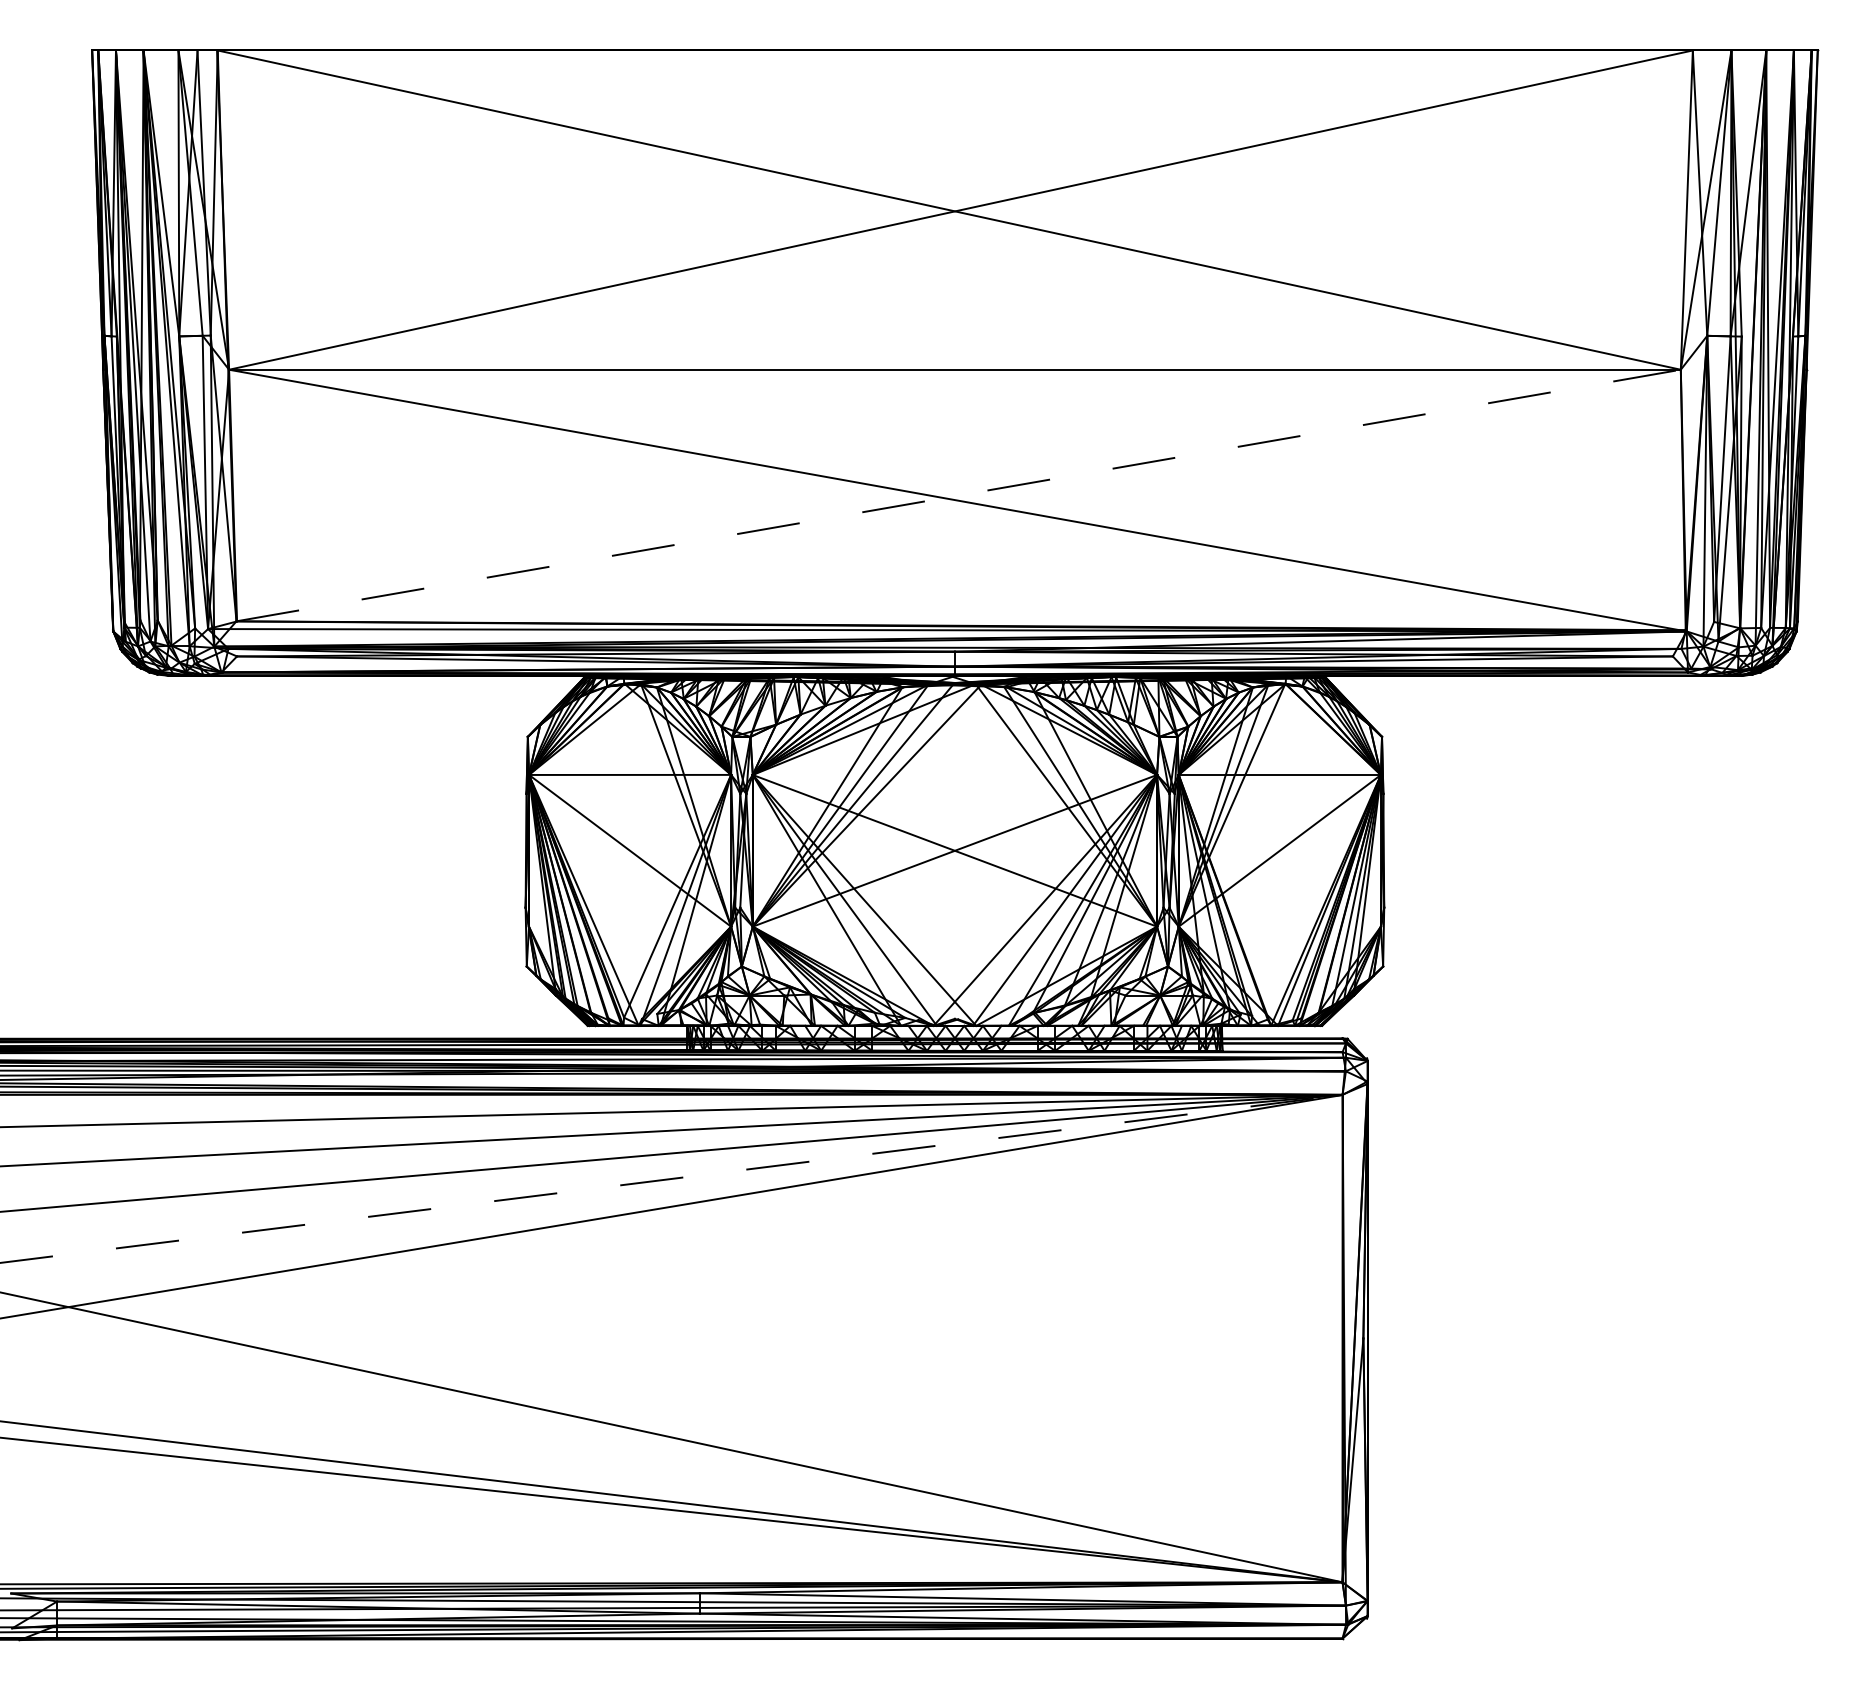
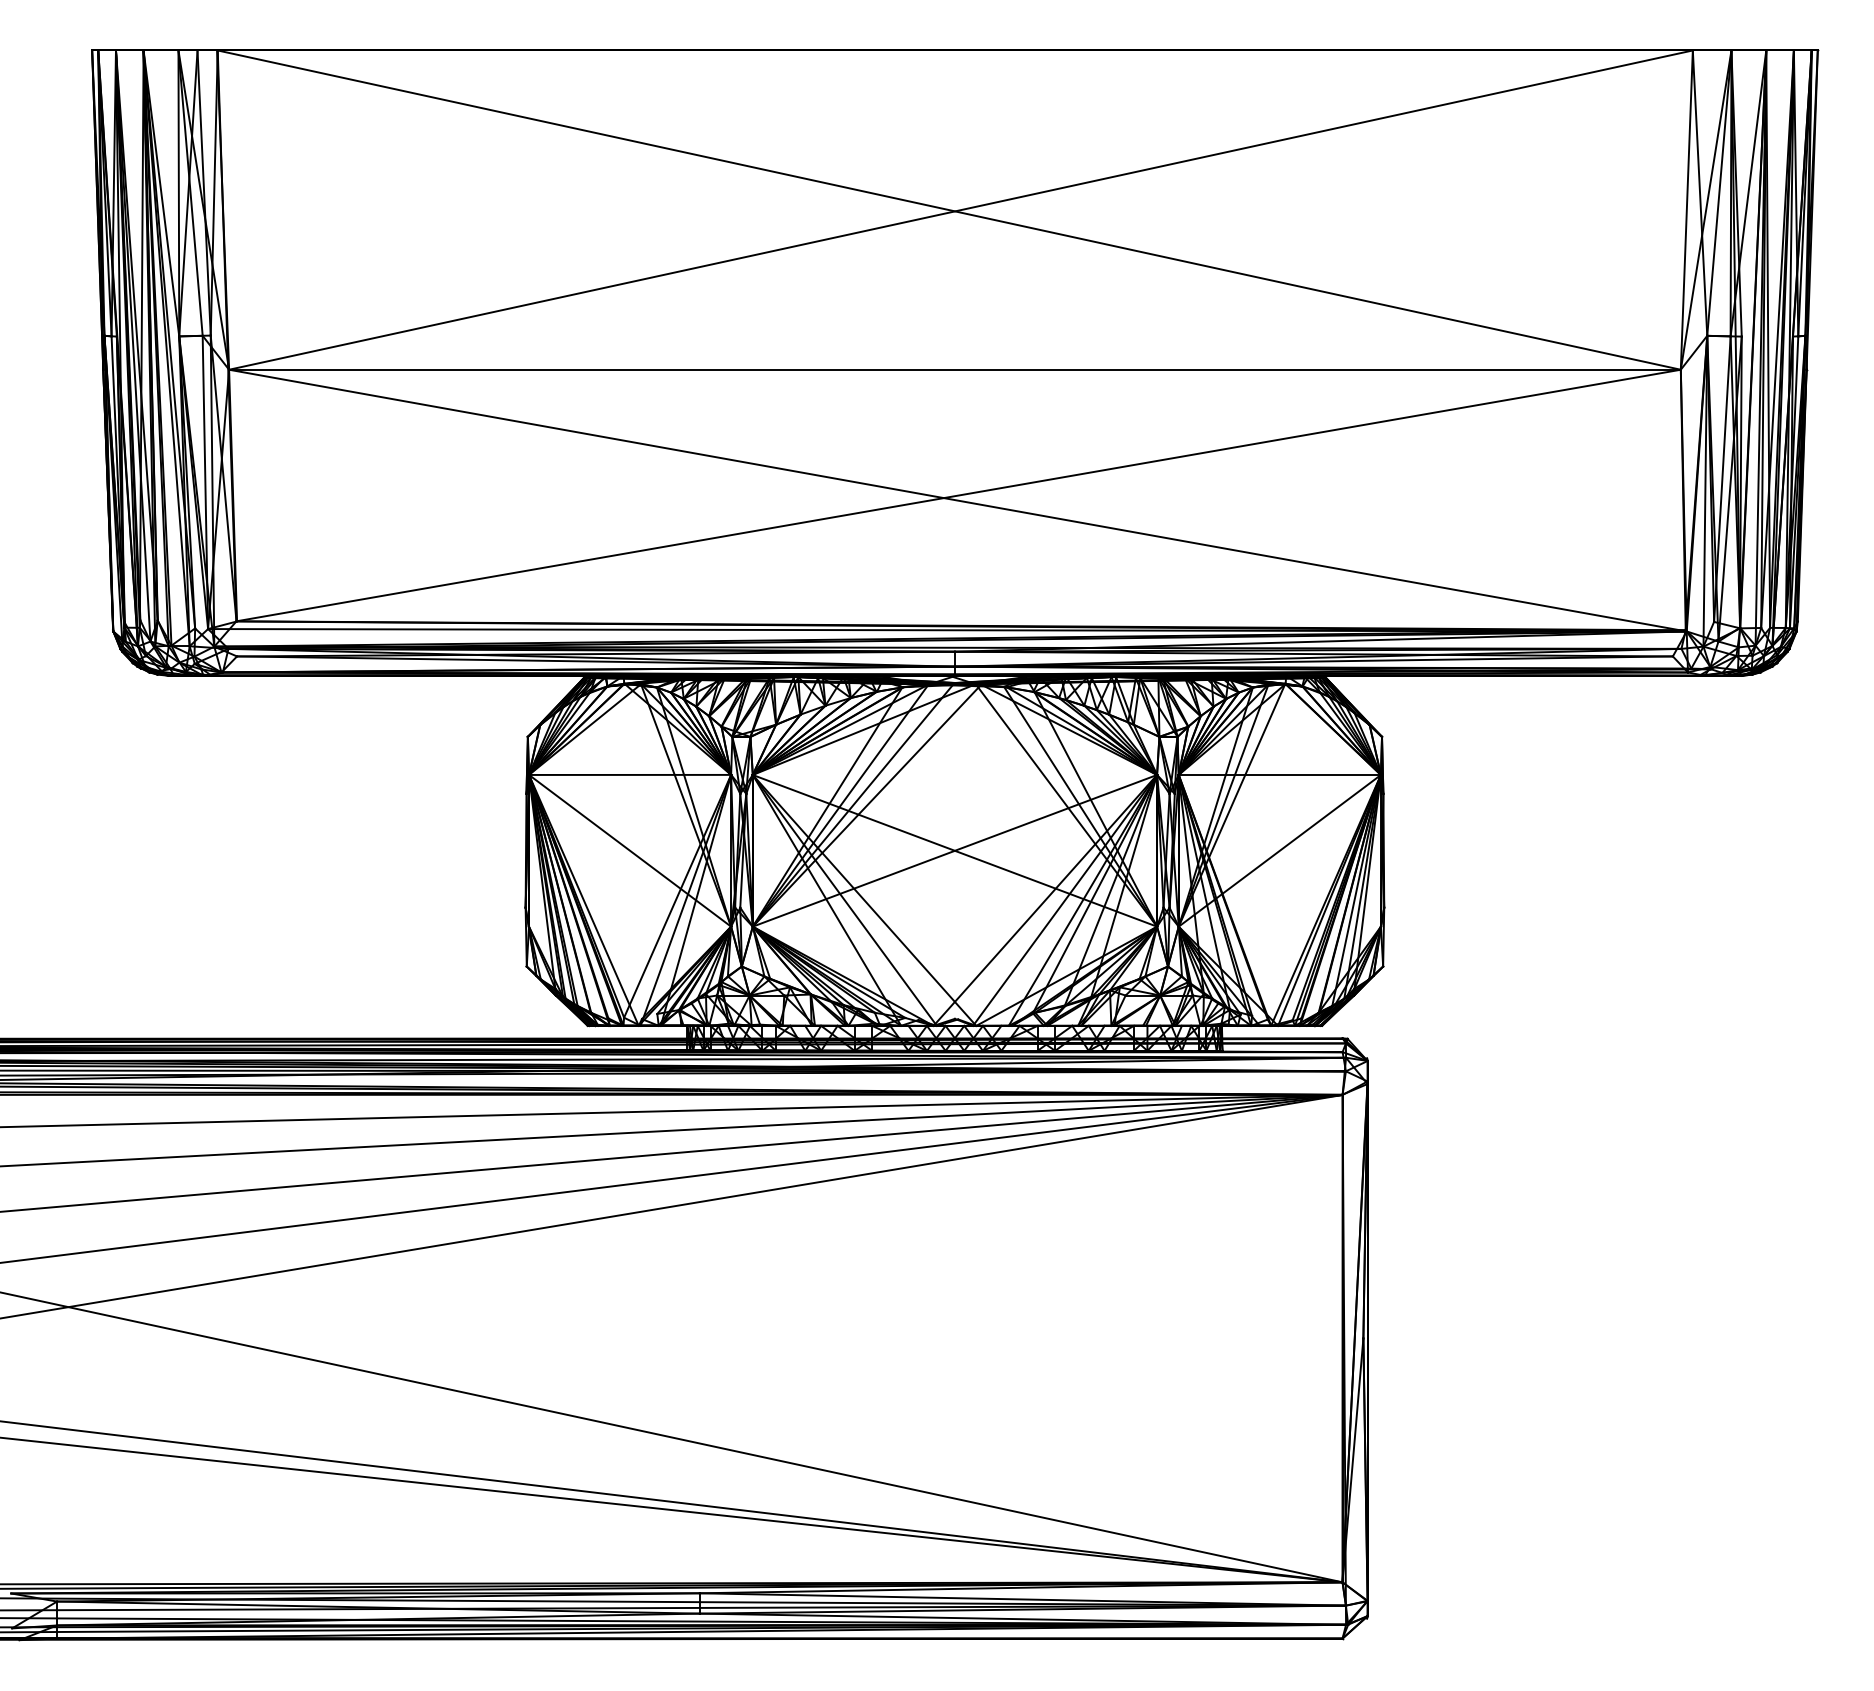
line: dashed -> solid (959, 495)
line: dashed -> solid (672, 1178)
